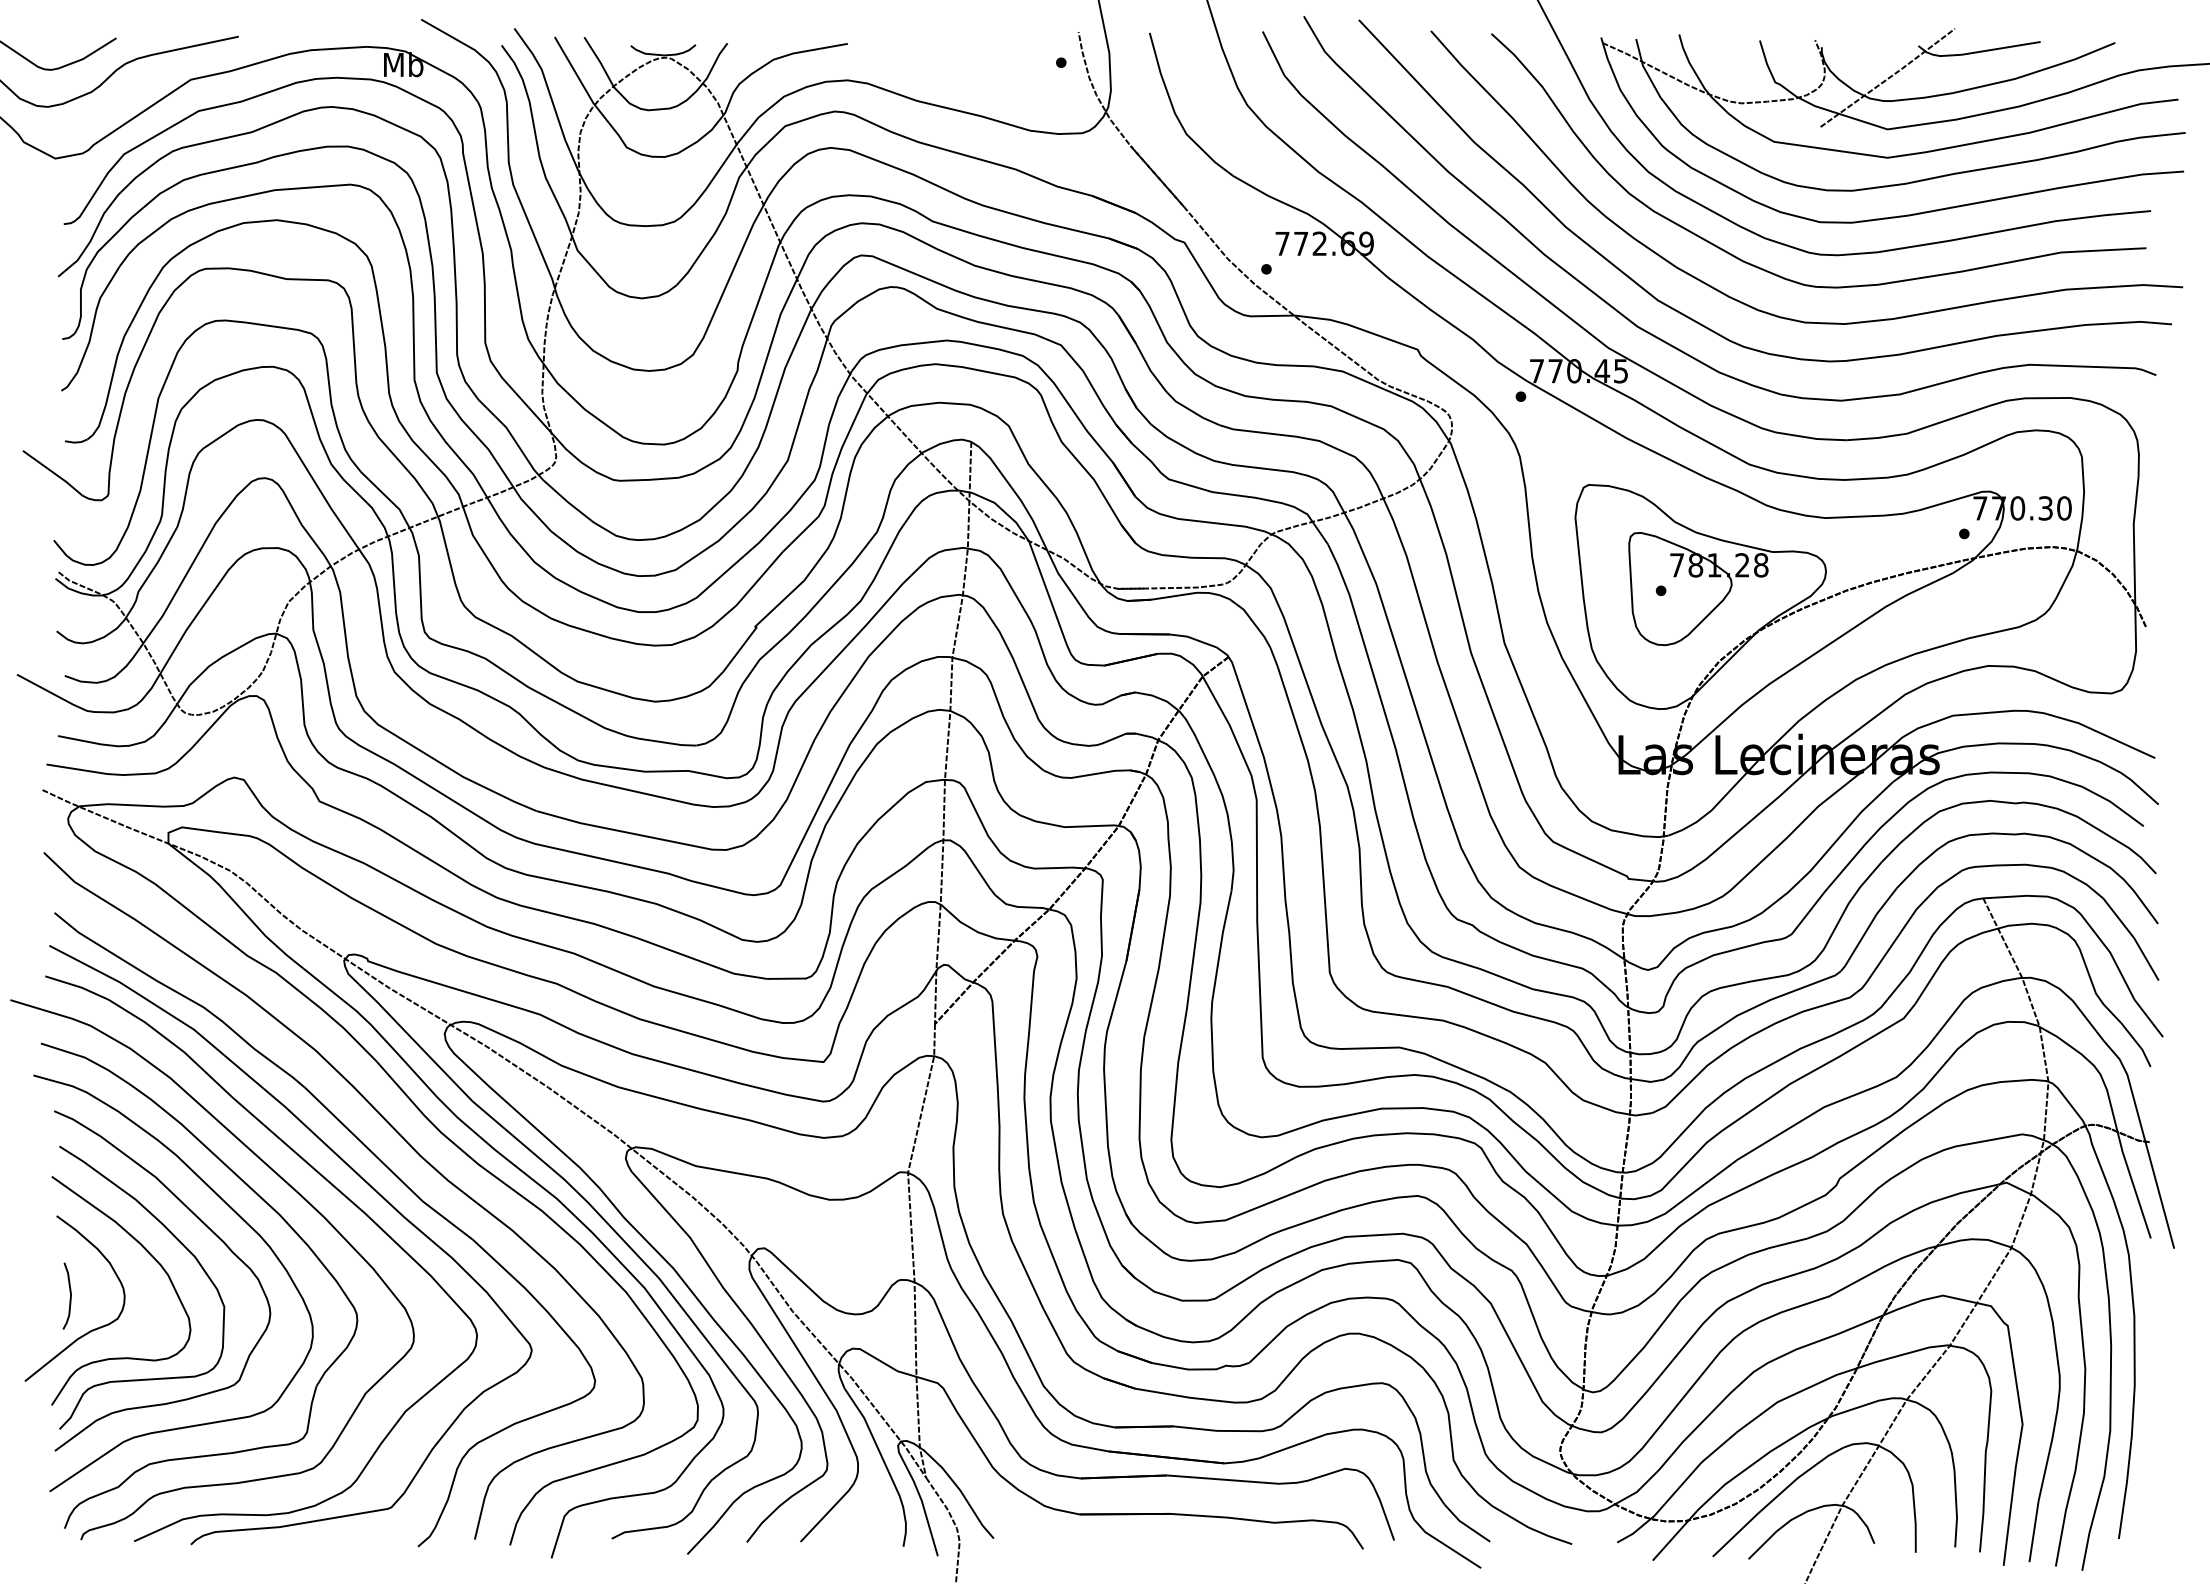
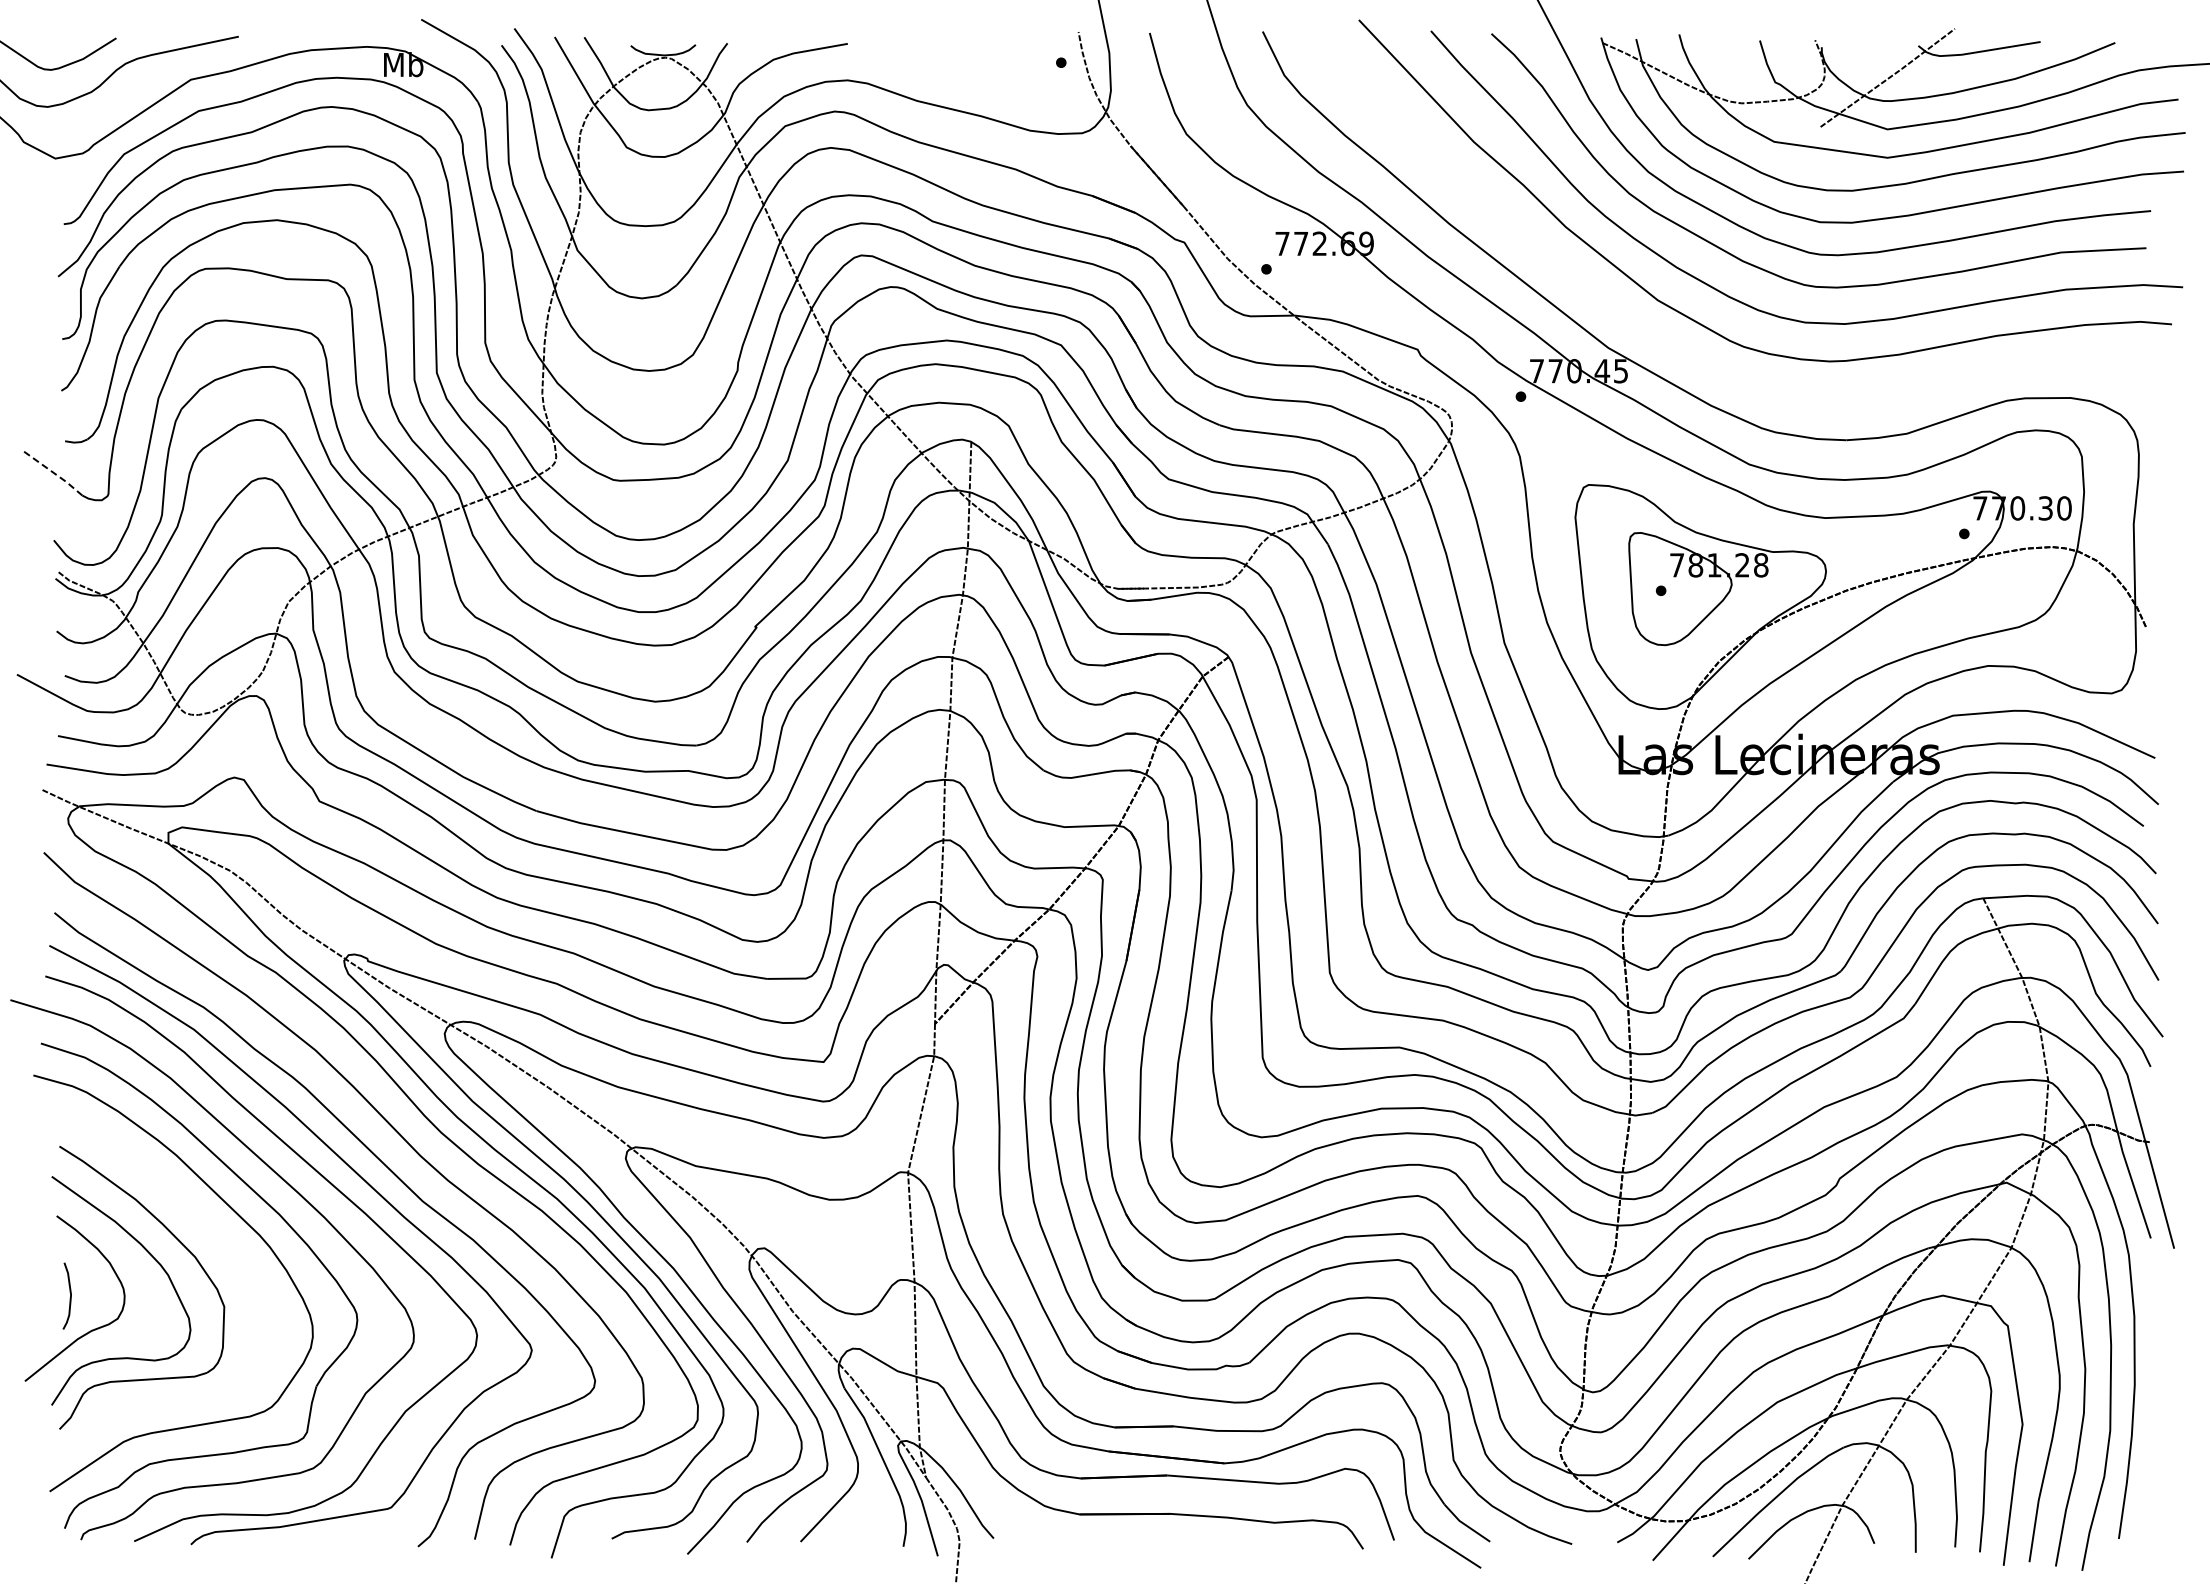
curve: present -> none (1659, 337)
line: solid -> dashed (53, 472)
part: present -> none (207, 1228)
